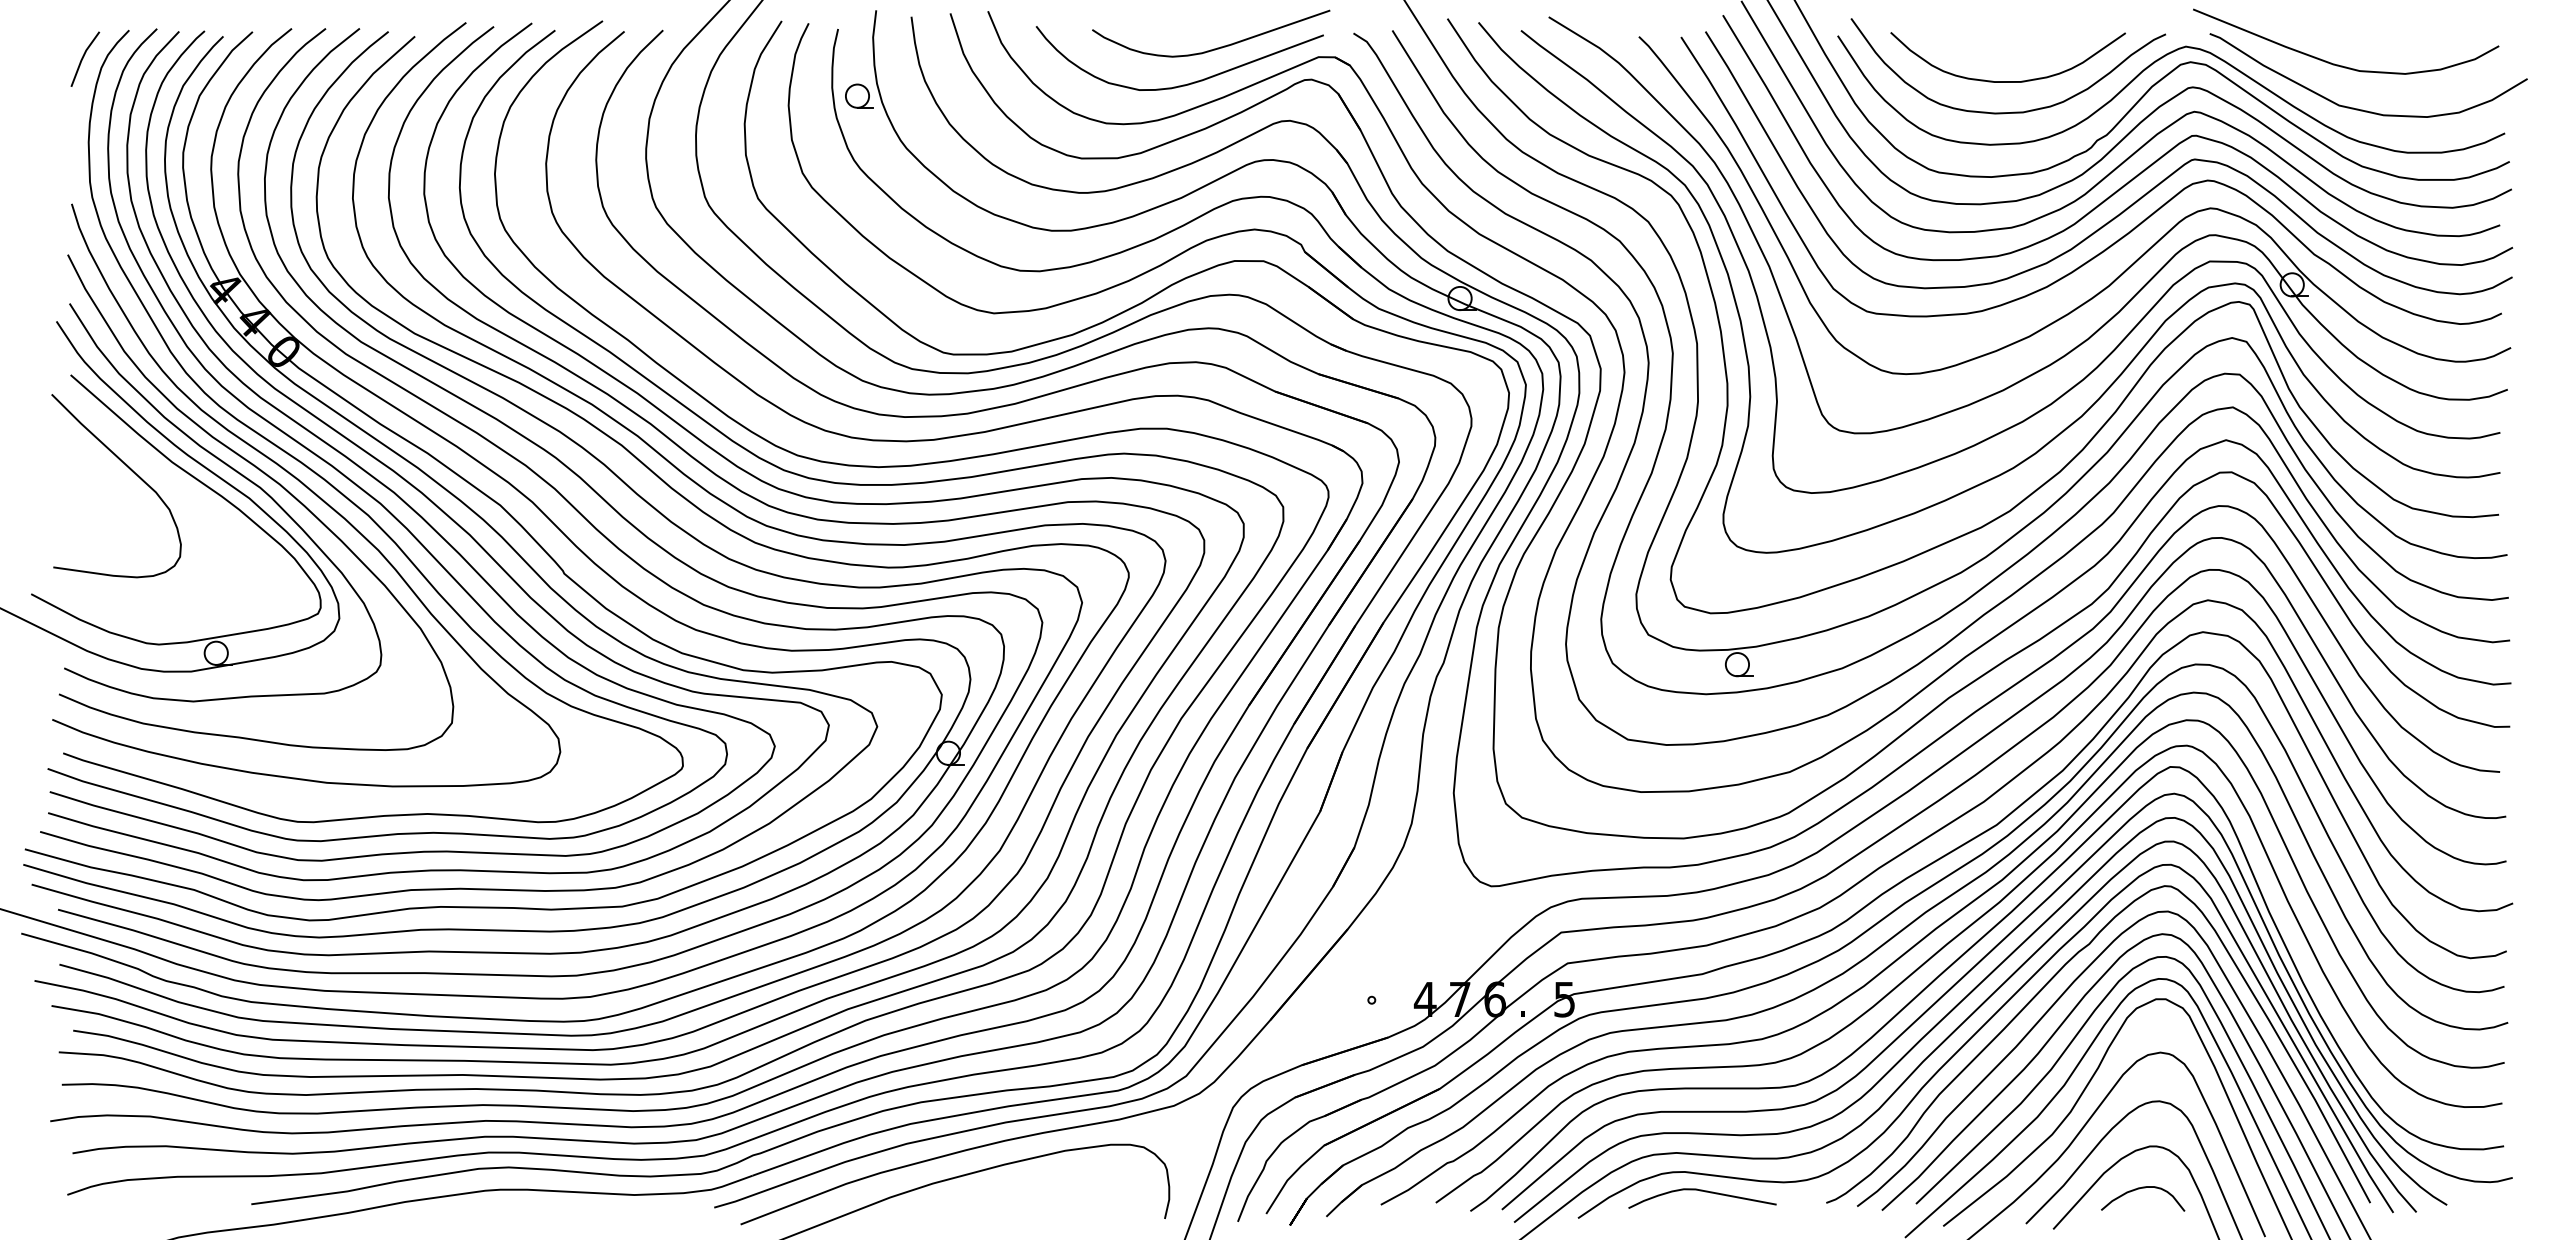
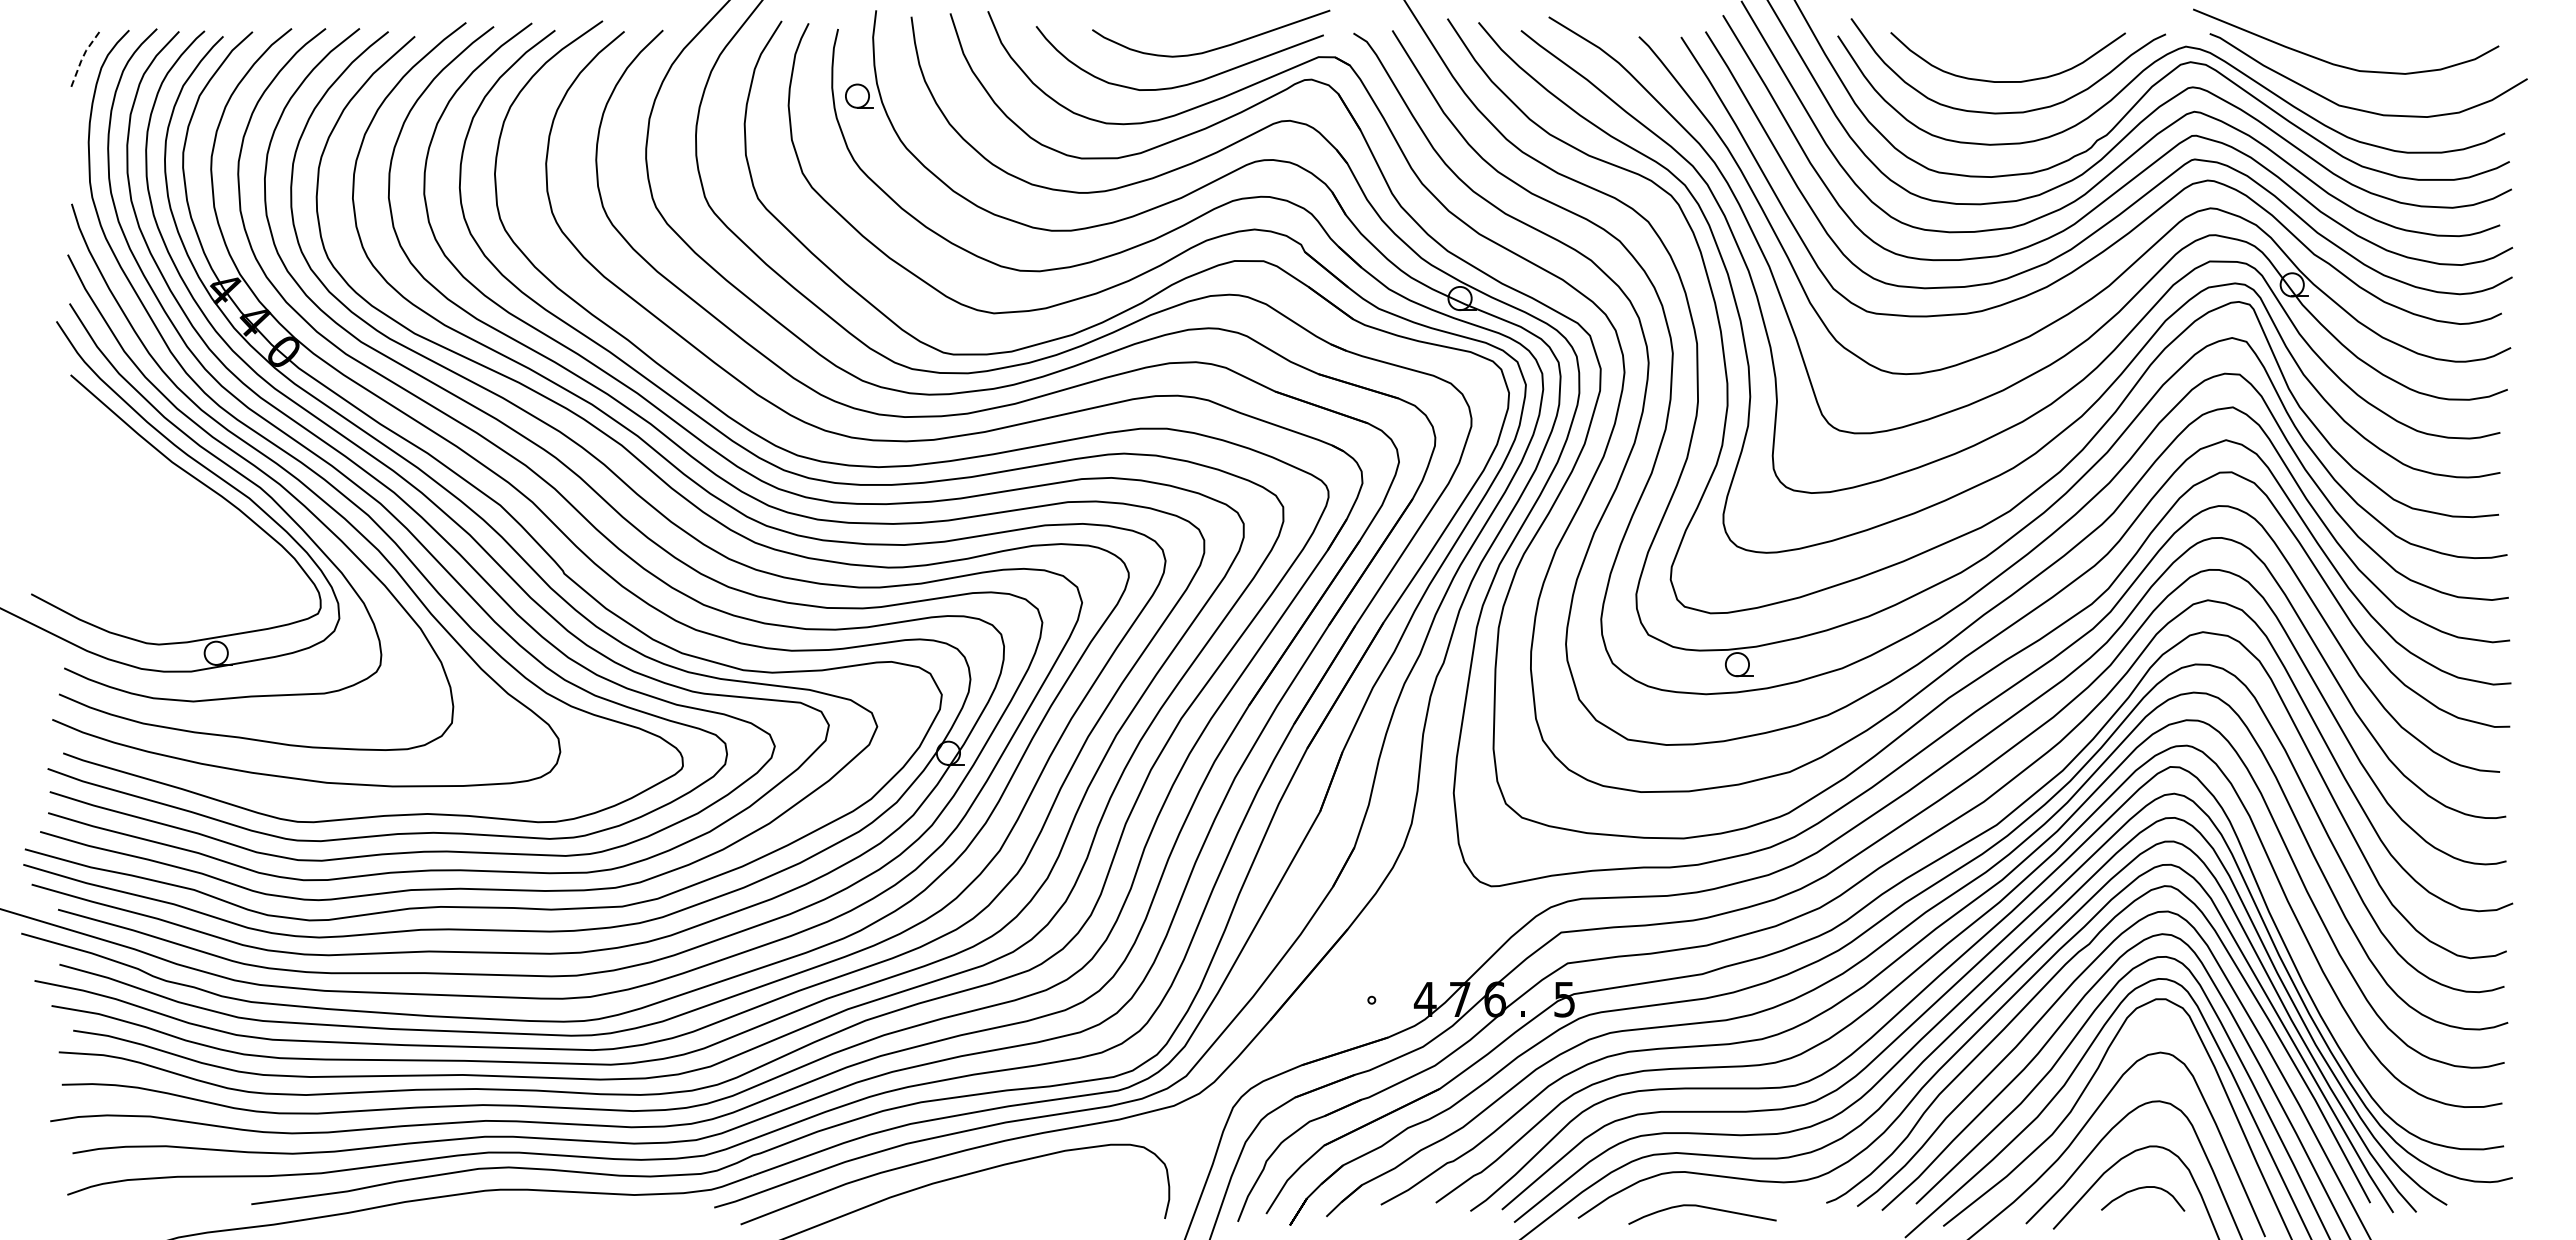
line: solid -> dashed (82, 58)
curve: present -> none (131, 471)
curve position: (1705, 1192) -> (1705, 1208) (1705, 1208)
